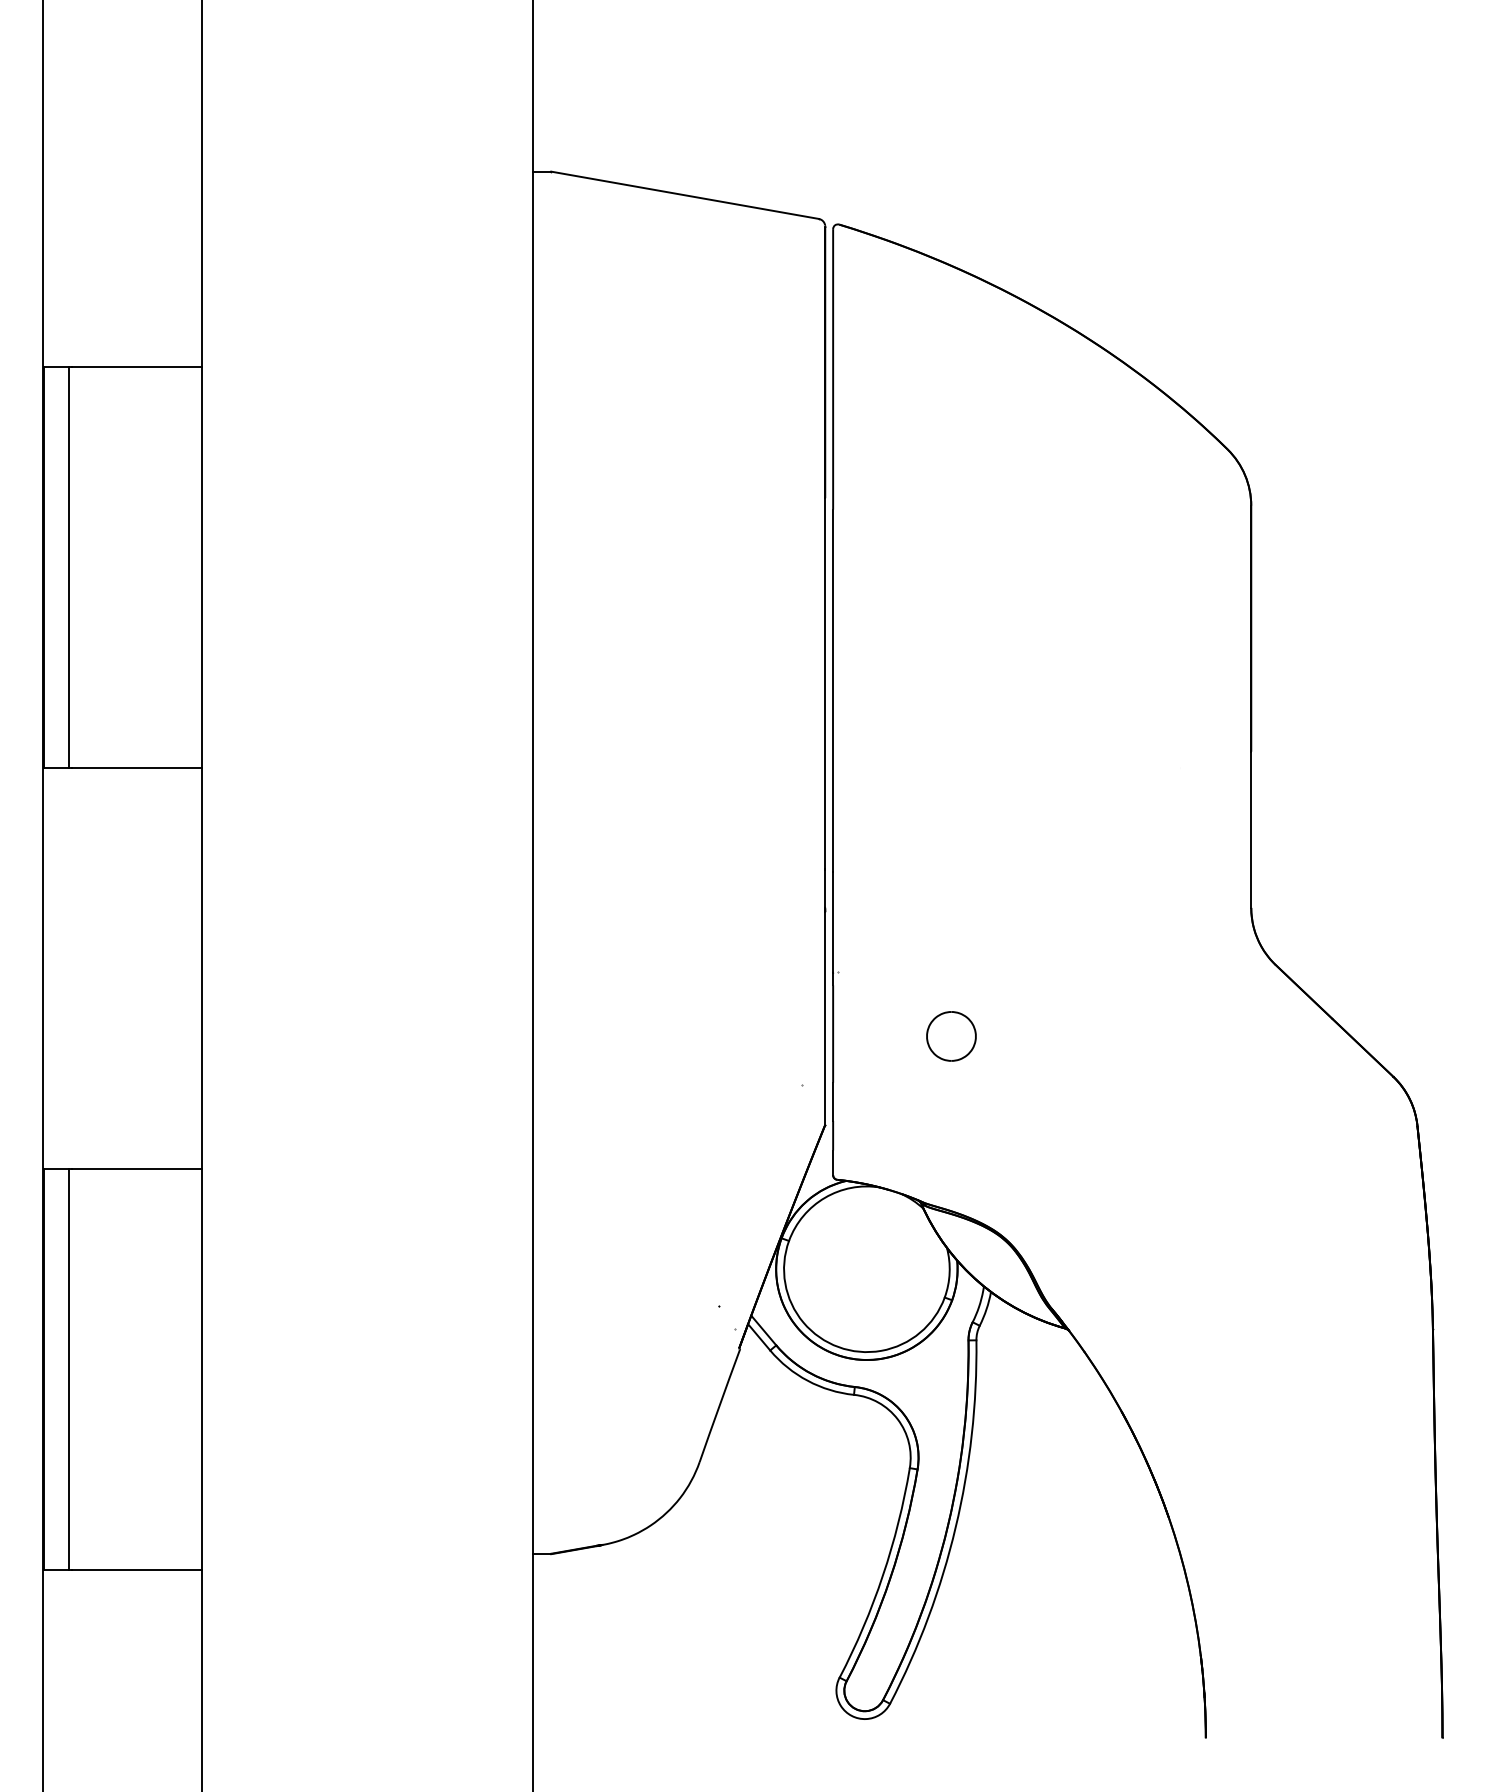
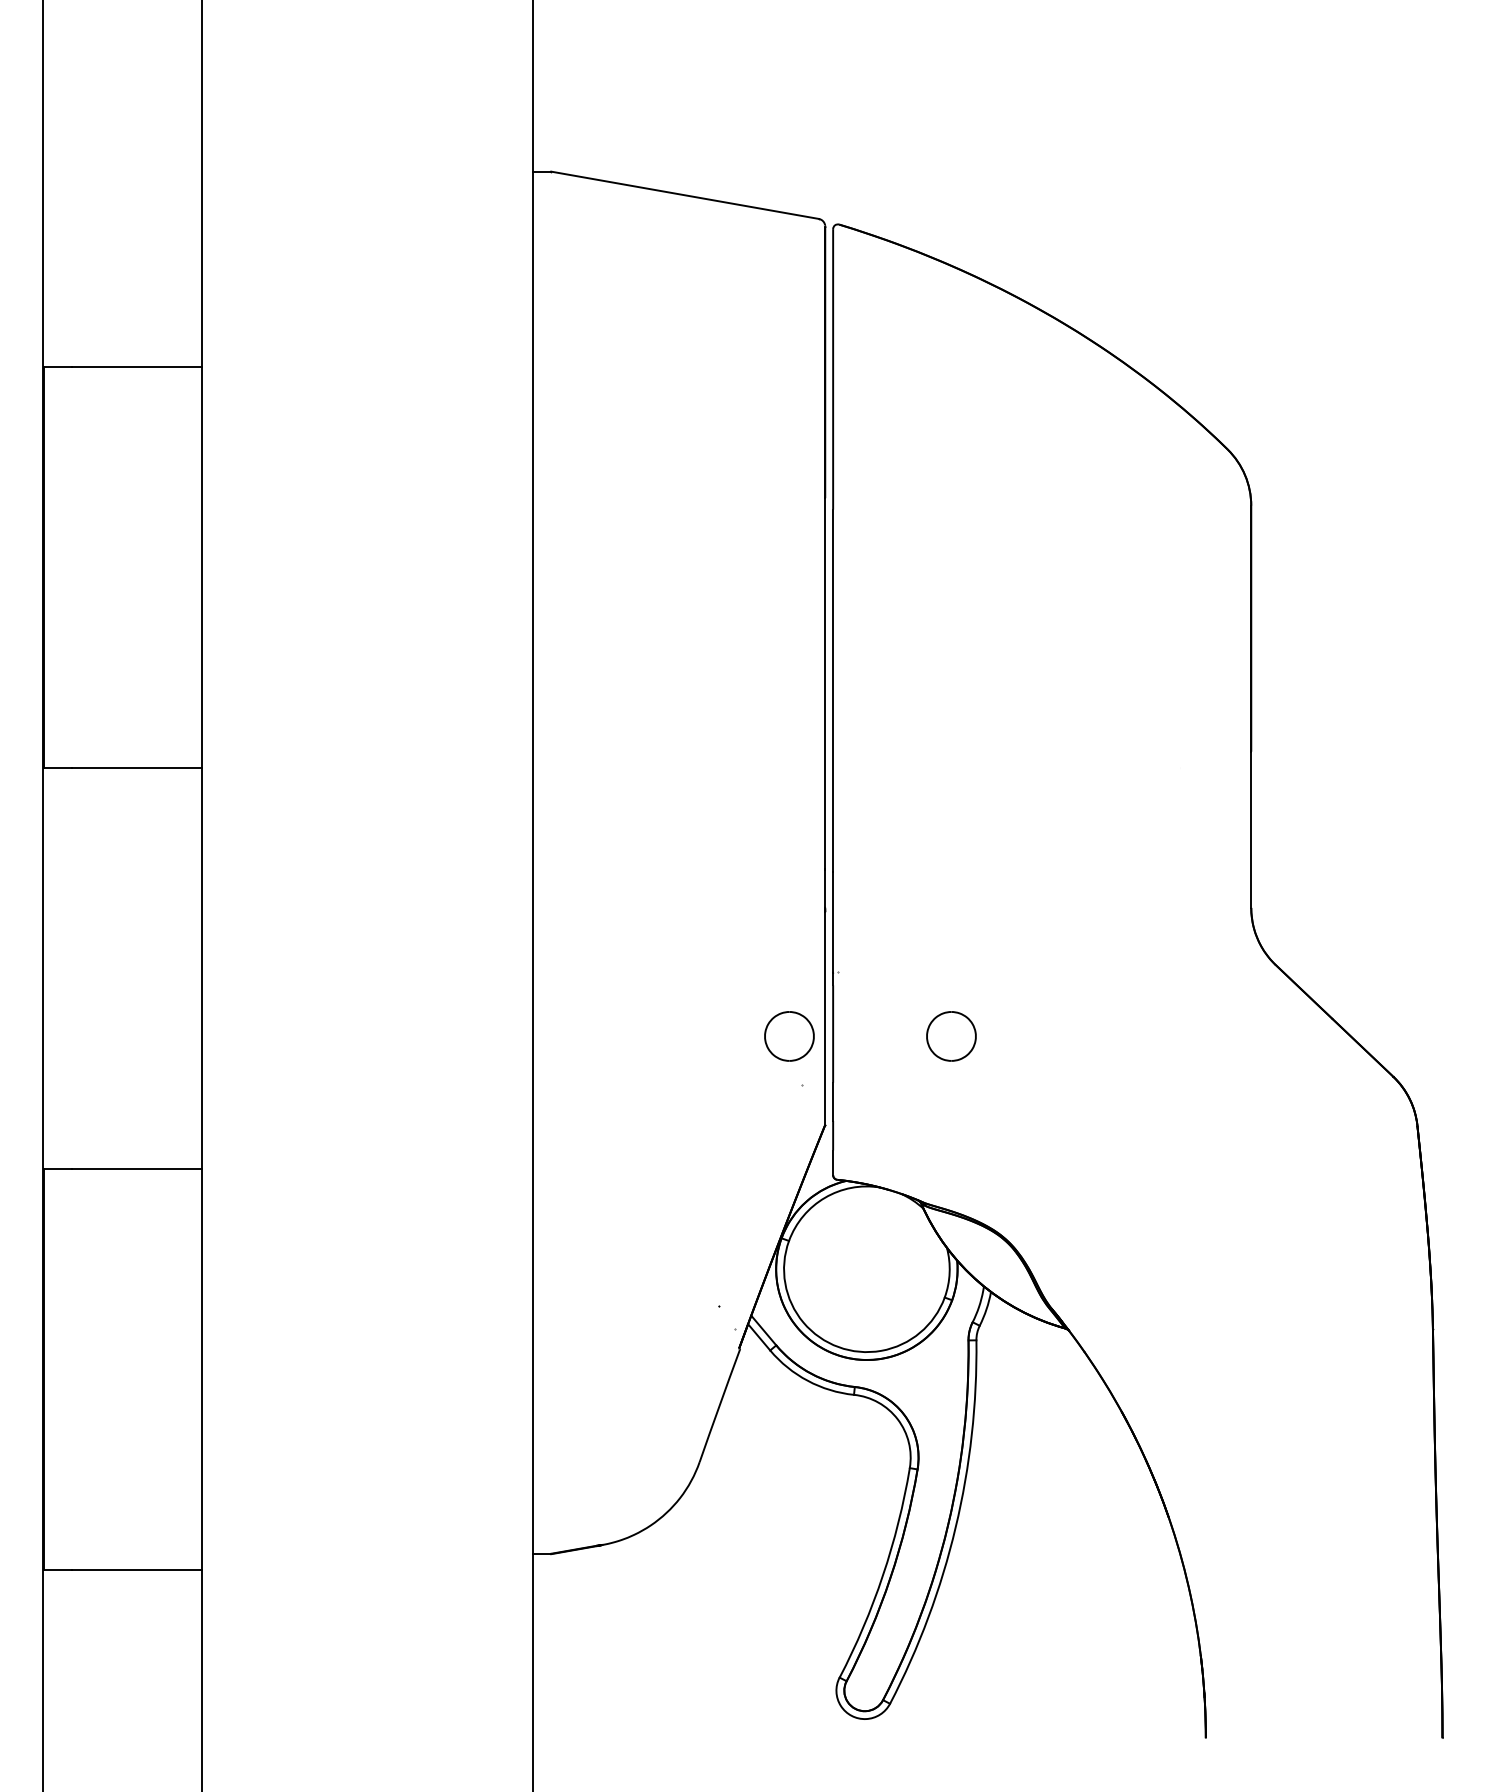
line: present -> none (69, 567)
part: none -> present (789, 1036)
line: present -> none (69, 1369)
